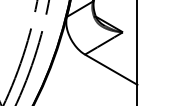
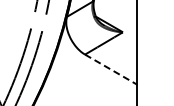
line: solid -> dashed (111, 69)
